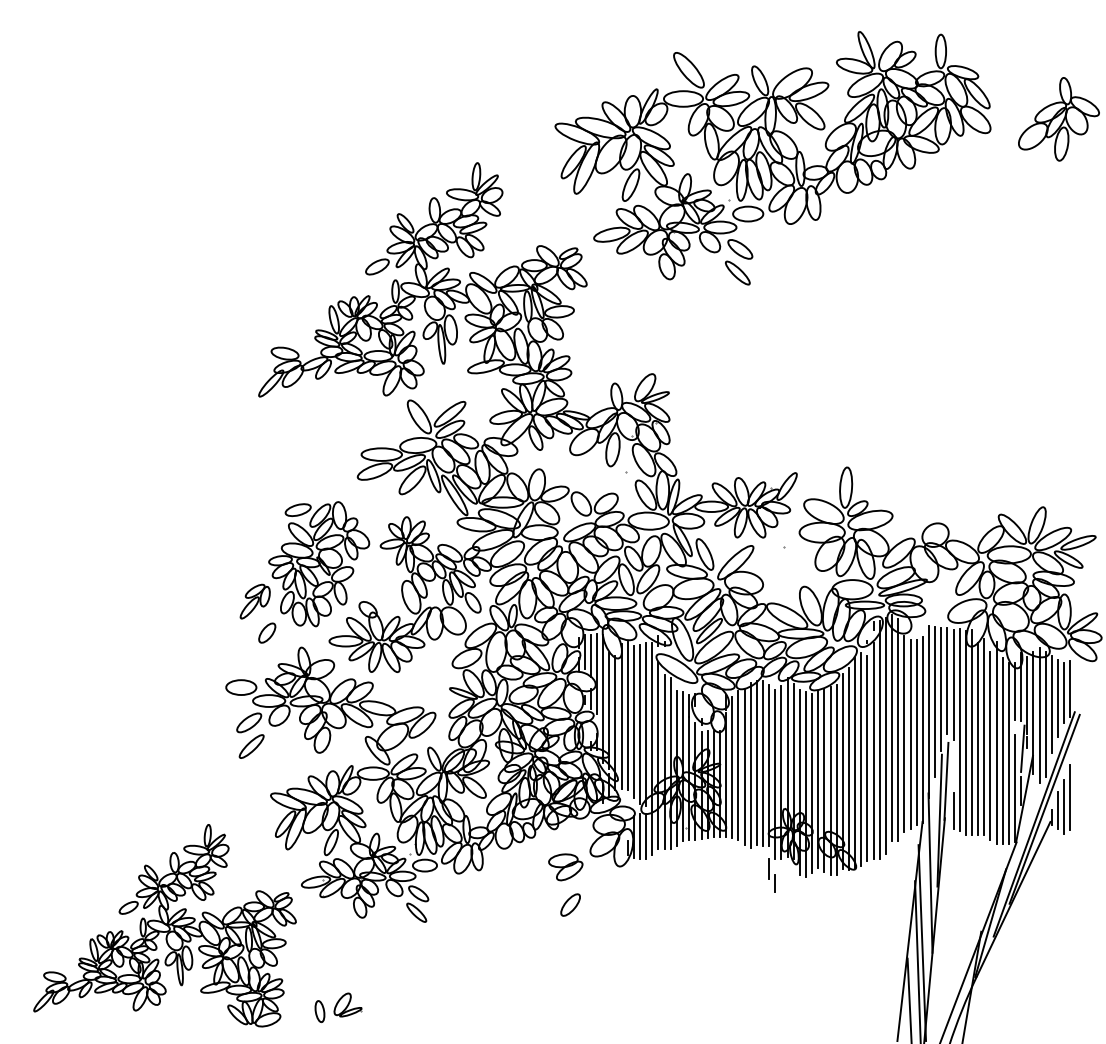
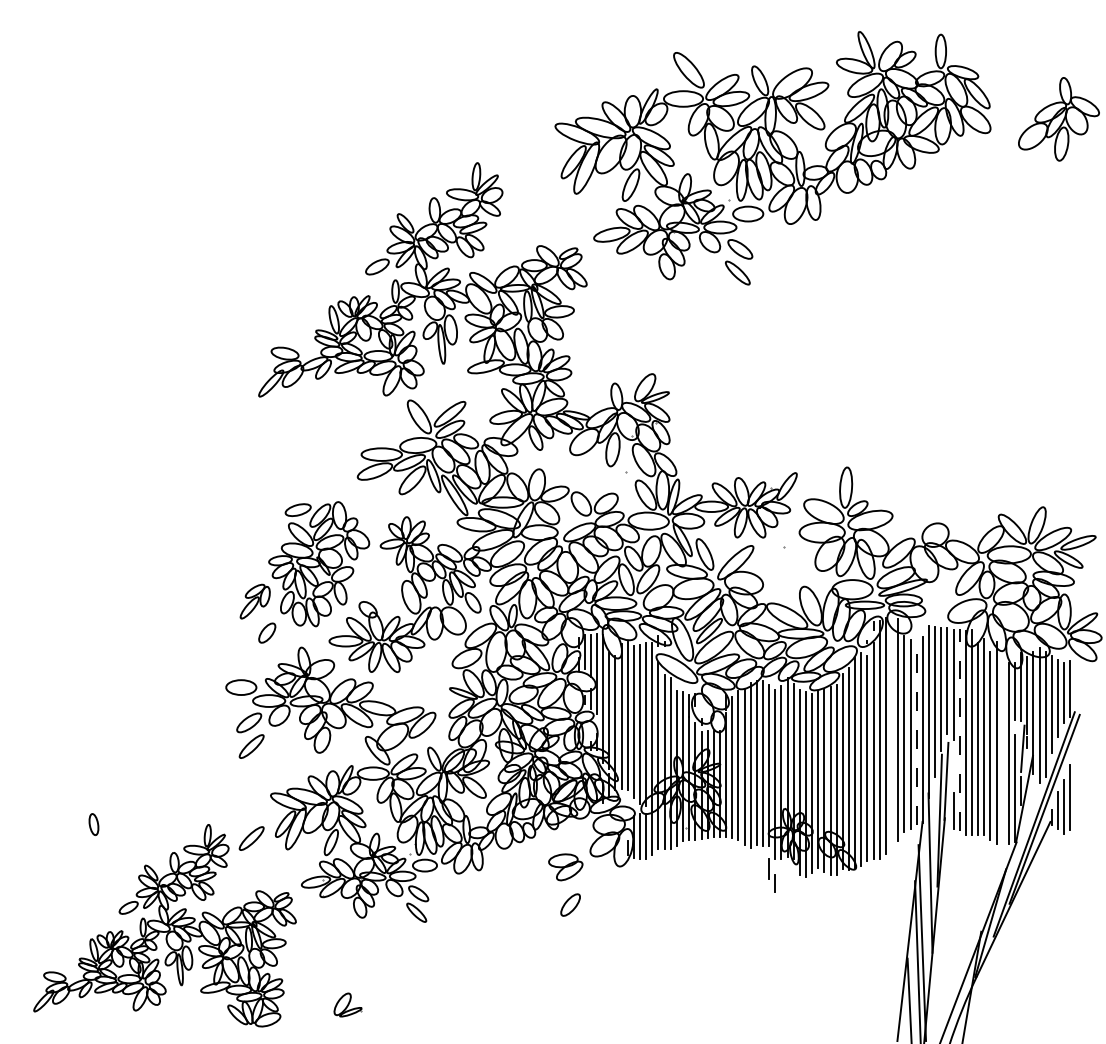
line: present -> none (892, 728)
line: solid -> dashed (959, 729)
line: solid -> dashed (916, 732)
line: present -> none (1002, 751)
part: none -> present (251, 838)
part position: (319, 1011) -> (93, 824) (93, 824)
